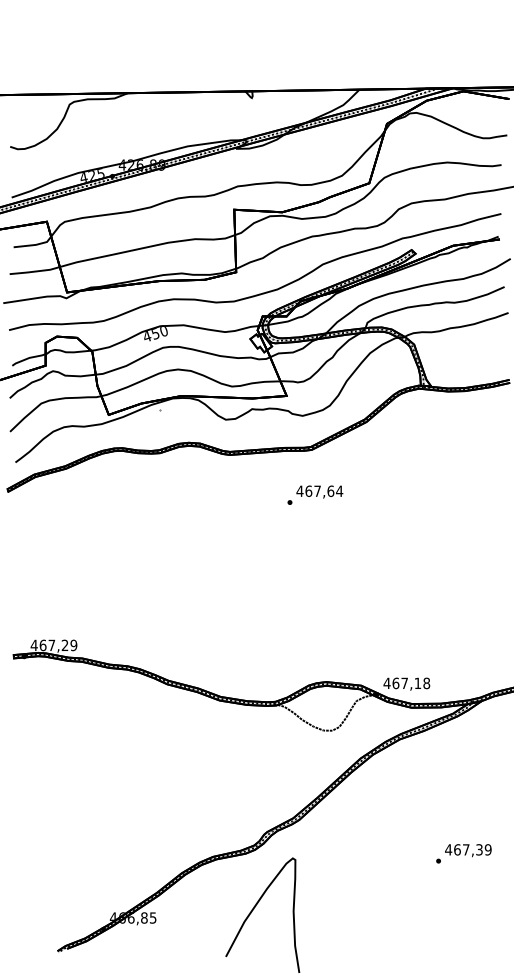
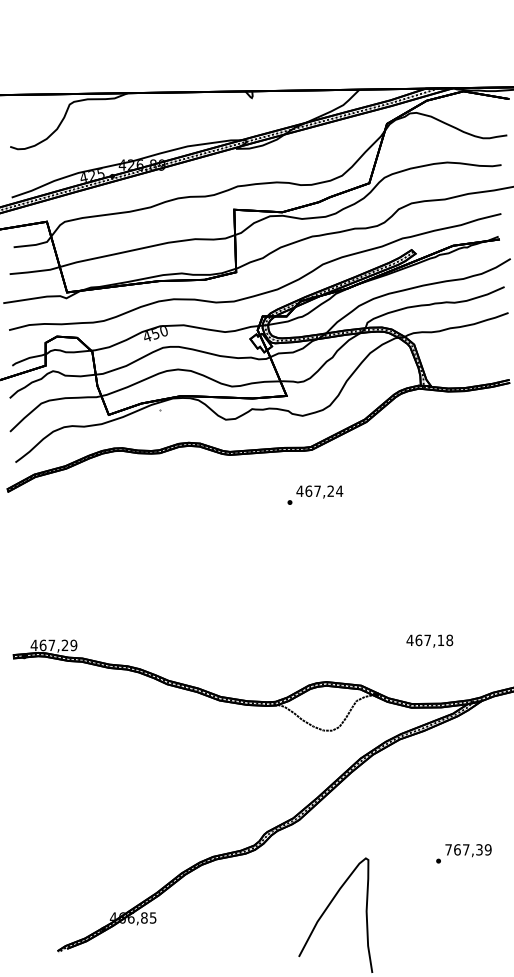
text: 467,64 -> 467,24 (330, 490)
text position: (406, 683) -> (429, 640) (429, 640)
text: 467,39 -> 767,39 (448, 849)
curve position: (254, 909) -> (327, 909) (327, 909)
